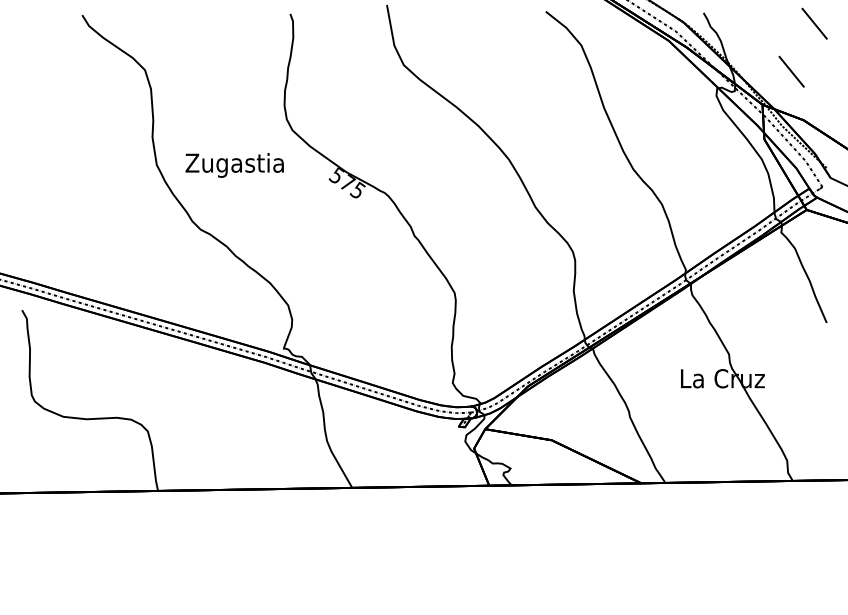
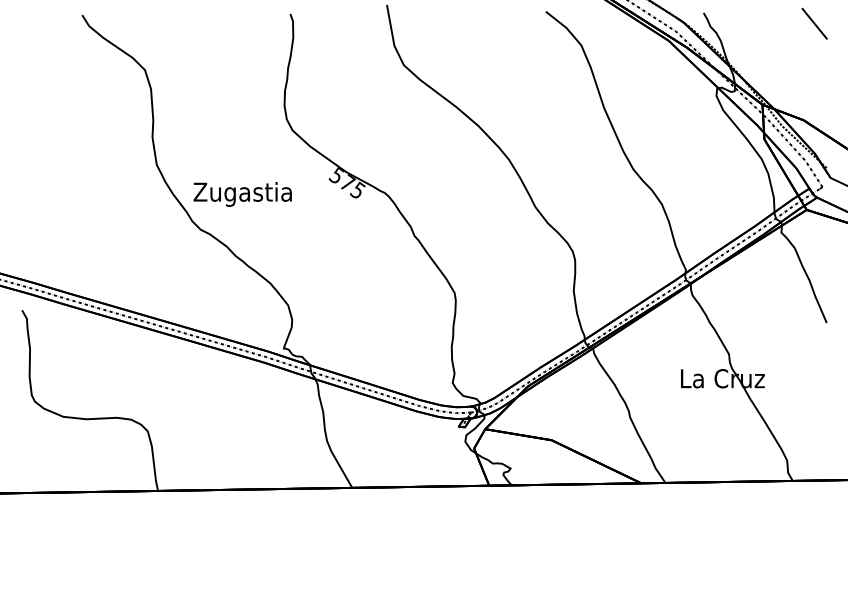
line: present -> none (791, 71)
text position: (234, 165) -> (242, 194) (242, 194)
